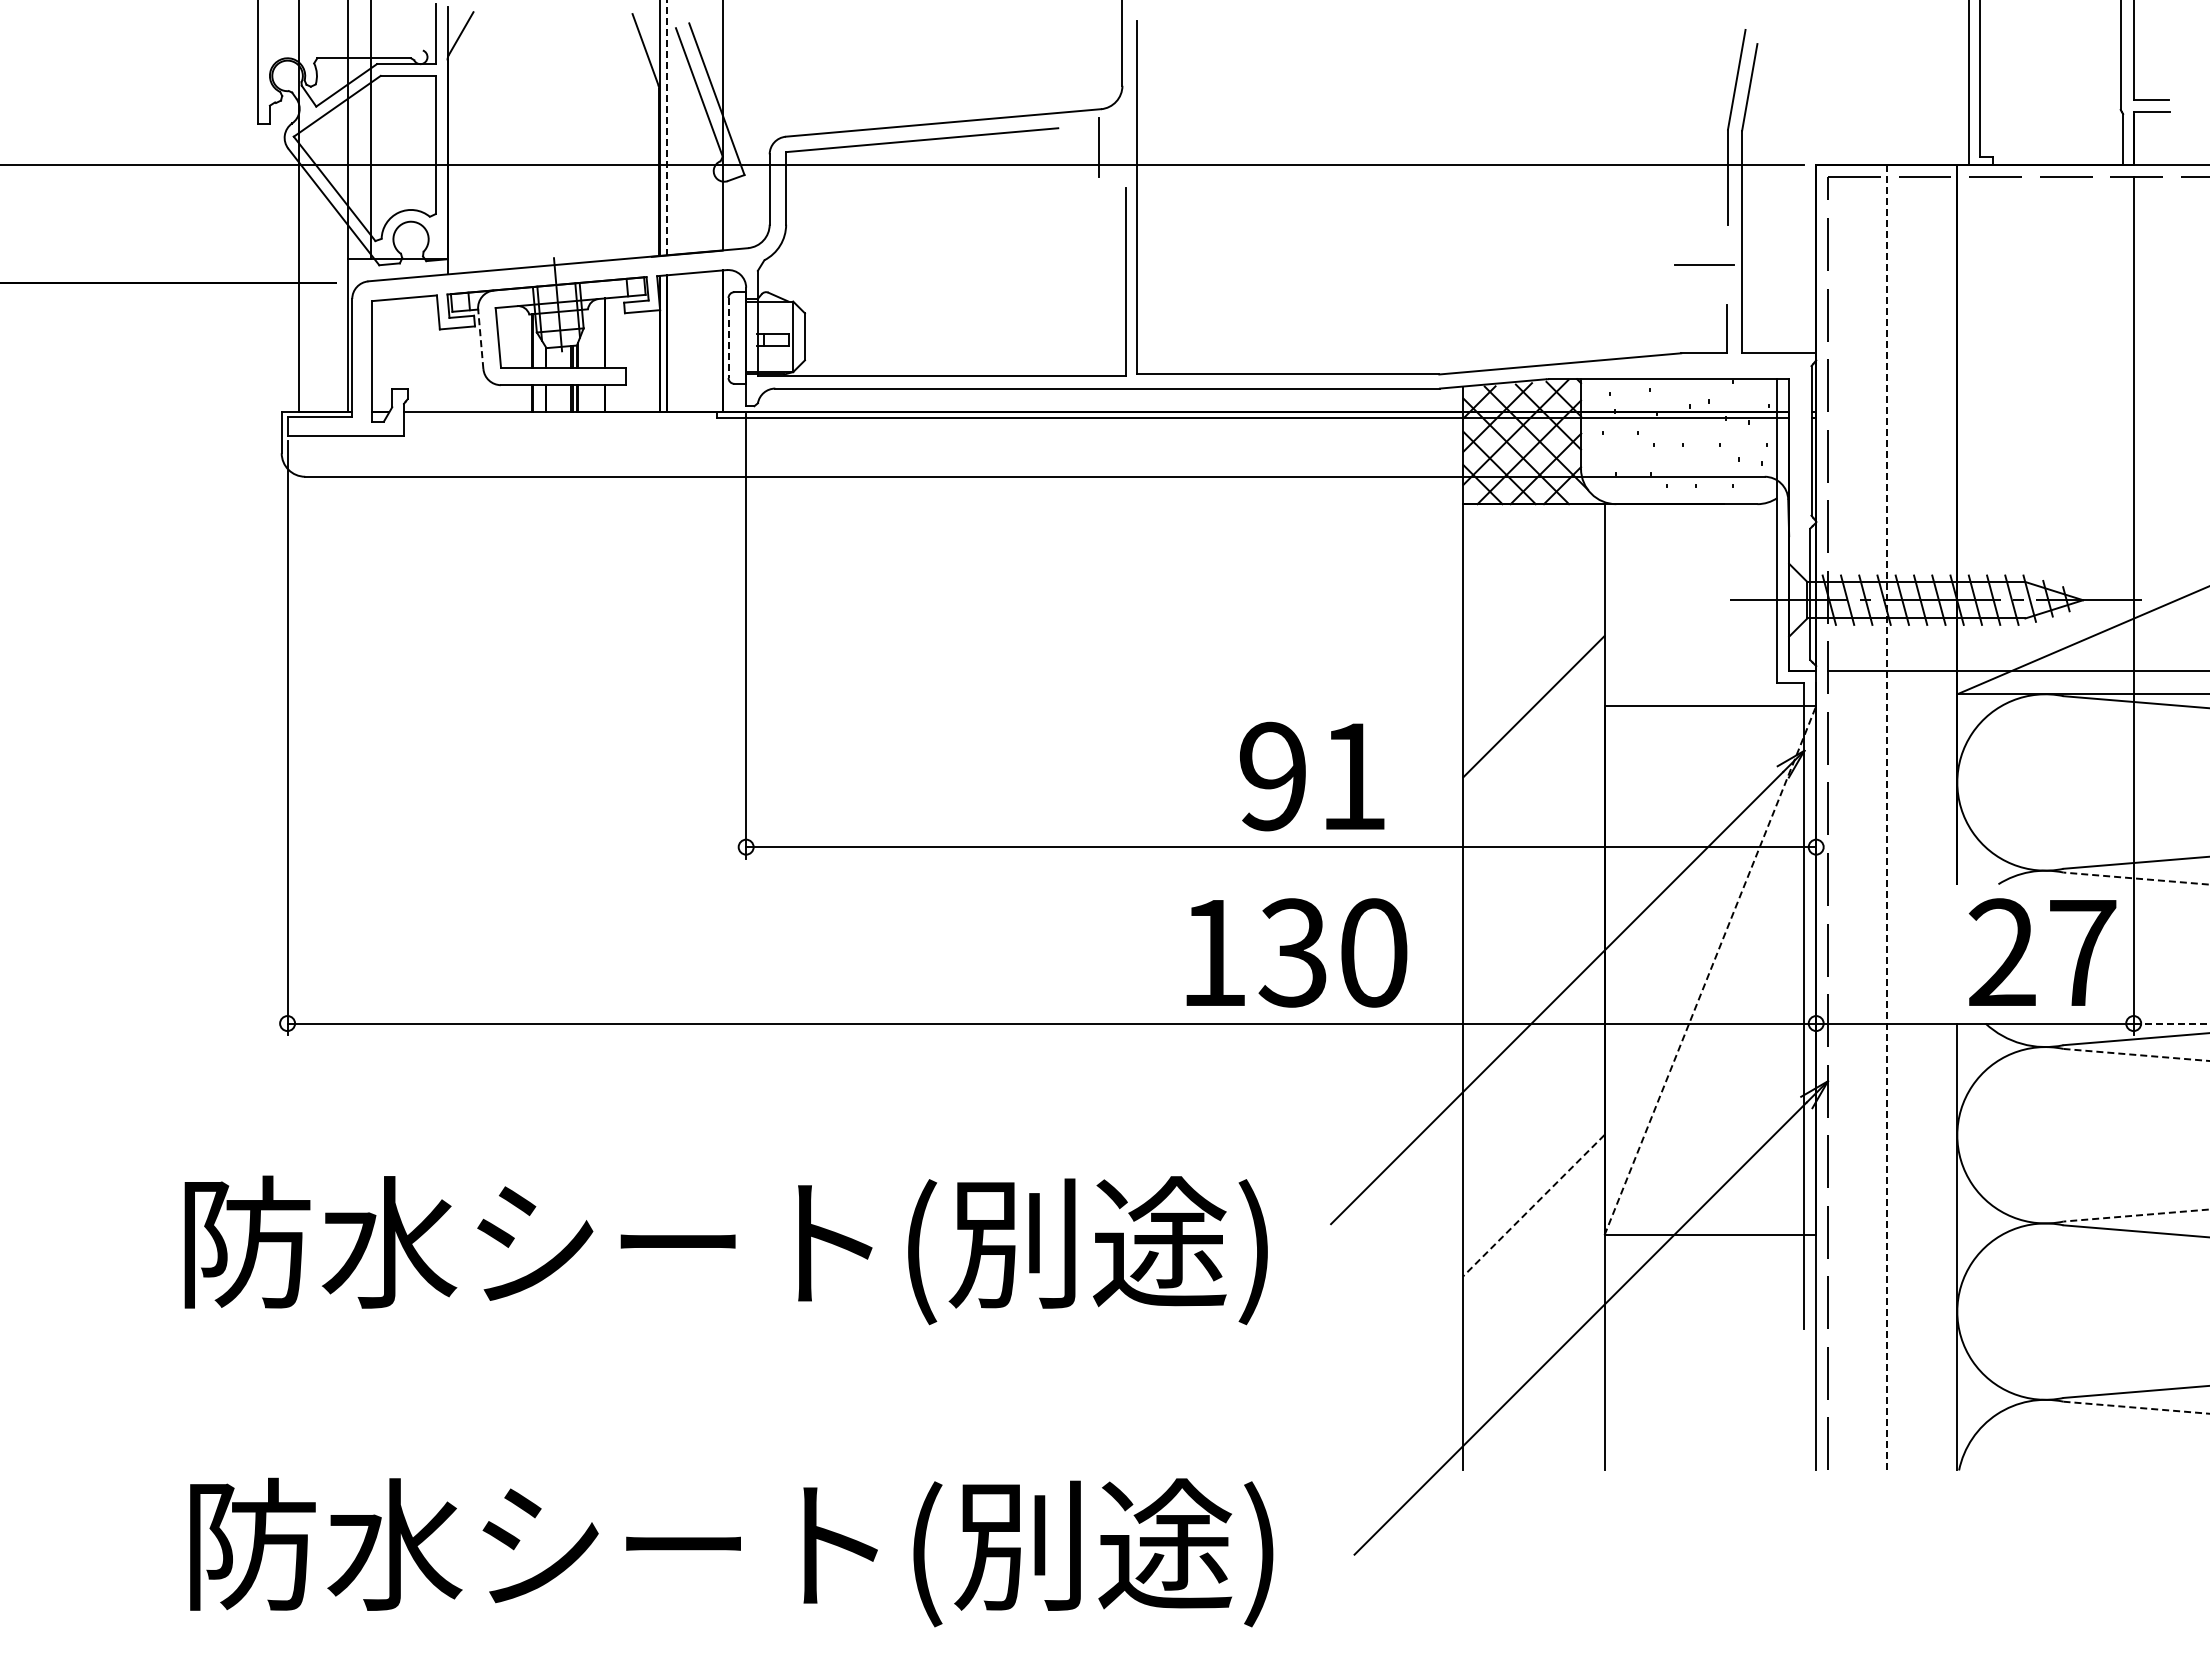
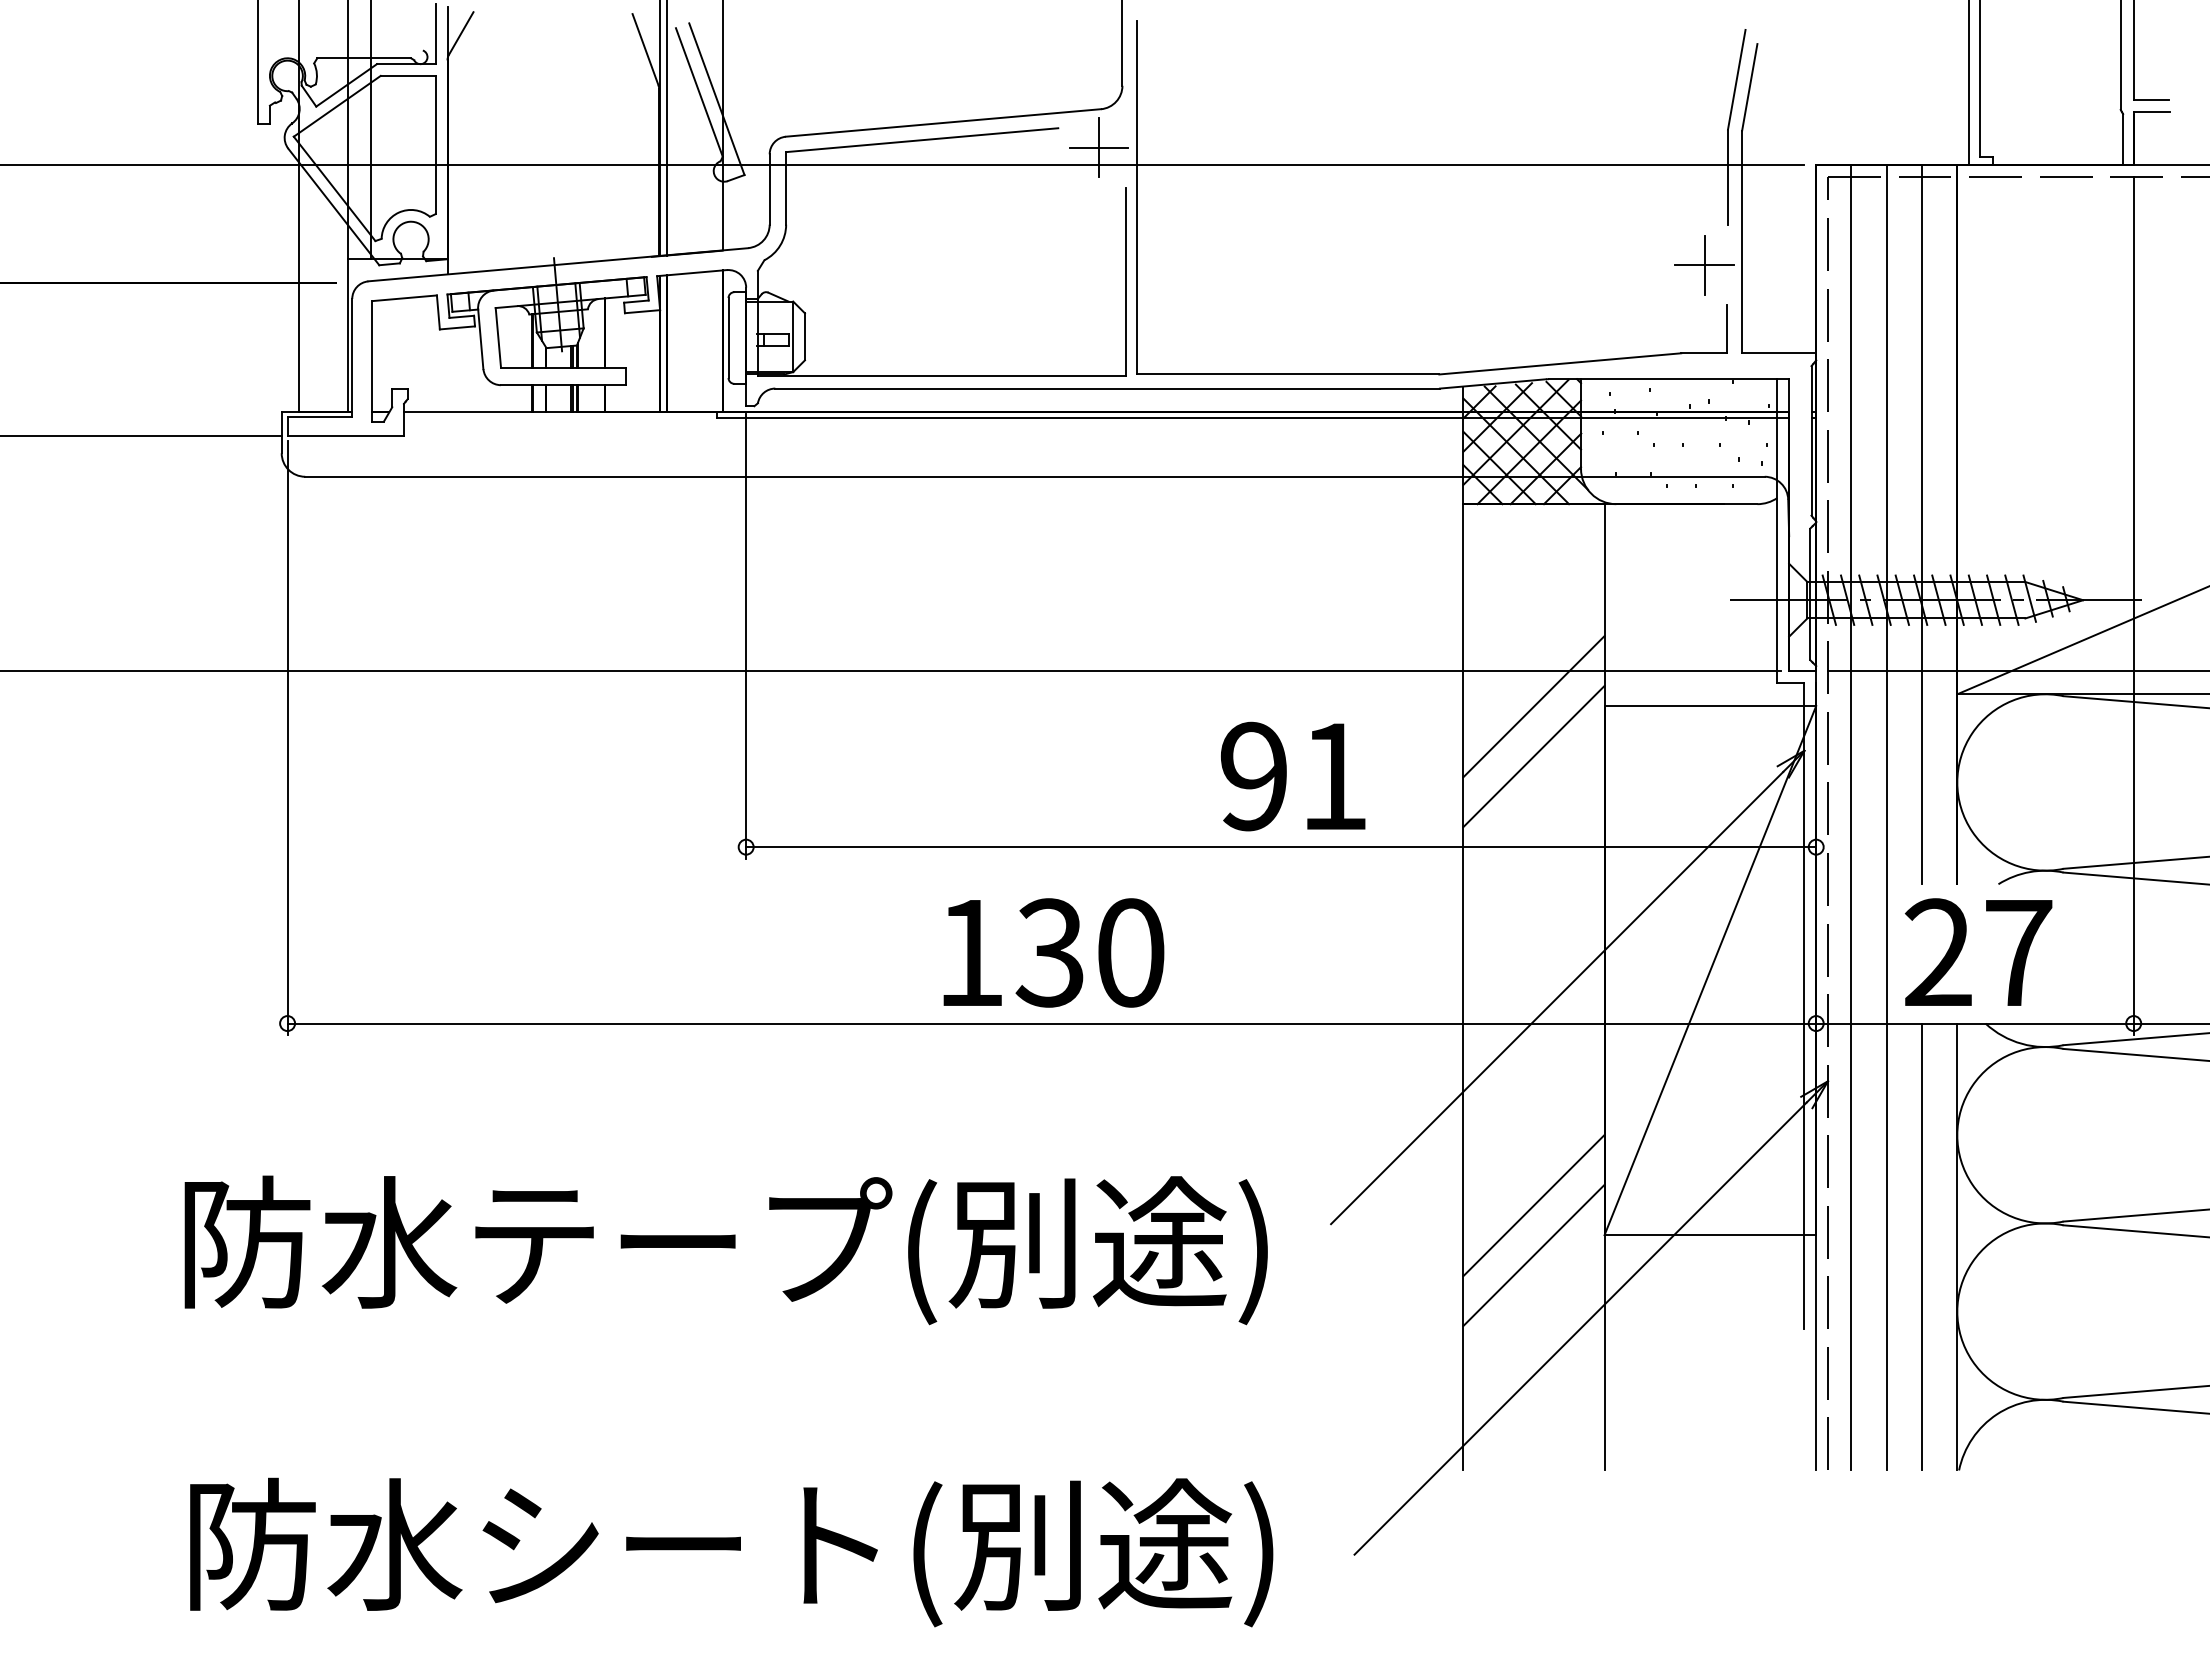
line: dashed -> solid (667, 127)
line: none -> present (1098, 147)
line: none -> present (1704, 264)
line: dashed -> solid (728, 338)
line: dashed -> solid (480, 339)
line: none -> present (141, 435)
line: none -> present (1922, 524)
line: none -> present (891, 670)
line: none -> present (1533, 756)
text position: (1312, 776) -> (1293, 776) (1293, 776)
line: none -> present (1851, 817)
line: dashed -> solid (1886, 817)
line: dashed -> solid (2136, 878)
text position: (2042, 951) -> (1978, 951) (1978, 951)
text position: (1296, 952) -> (1053, 952) (1053, 952)
line: dashed -> solid (1710, 970)
line: dashed -> solid (2171, 1023)
line: dashed -> solid (2137, 1055)
line: dashed -> solid (1534, 1205)
line: dashed -> solid (2136, 1215)
text: 防水シート(別途) -> 防水テープ(別途) (683, 1240)
line: none -> present (1922, 1246)
line: none -> present (1533, 1254)
line: dashed -> solid (2137, 1407)
